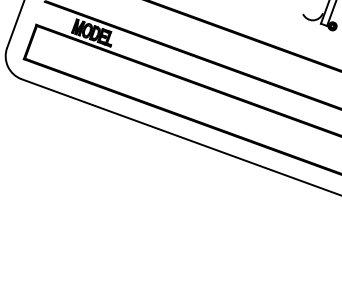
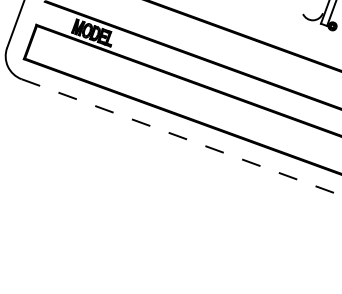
line: solid -> dashed (182, 137)
